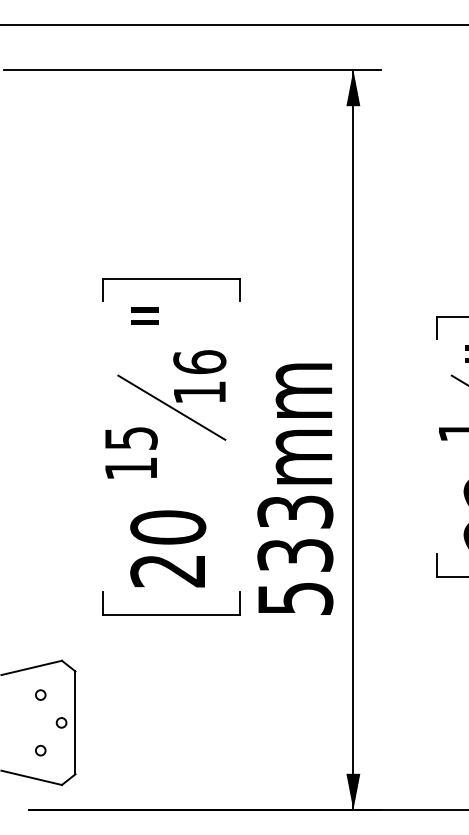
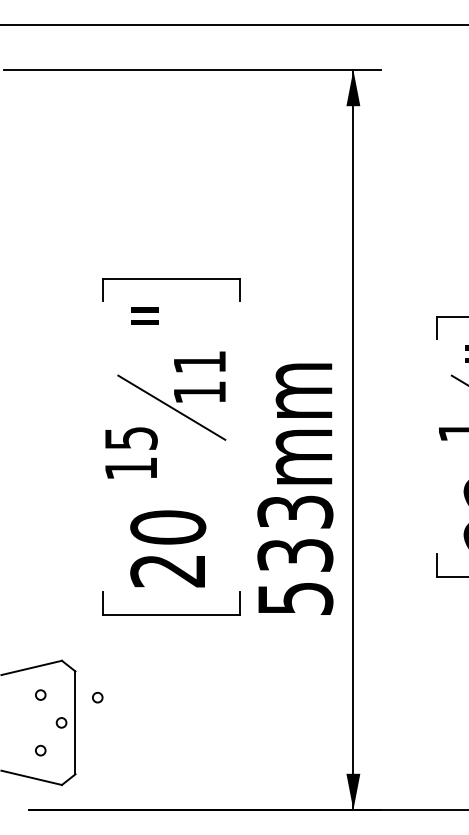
text: 16 -> 11 (199, 362)
circle: none -> present (97, 697)
